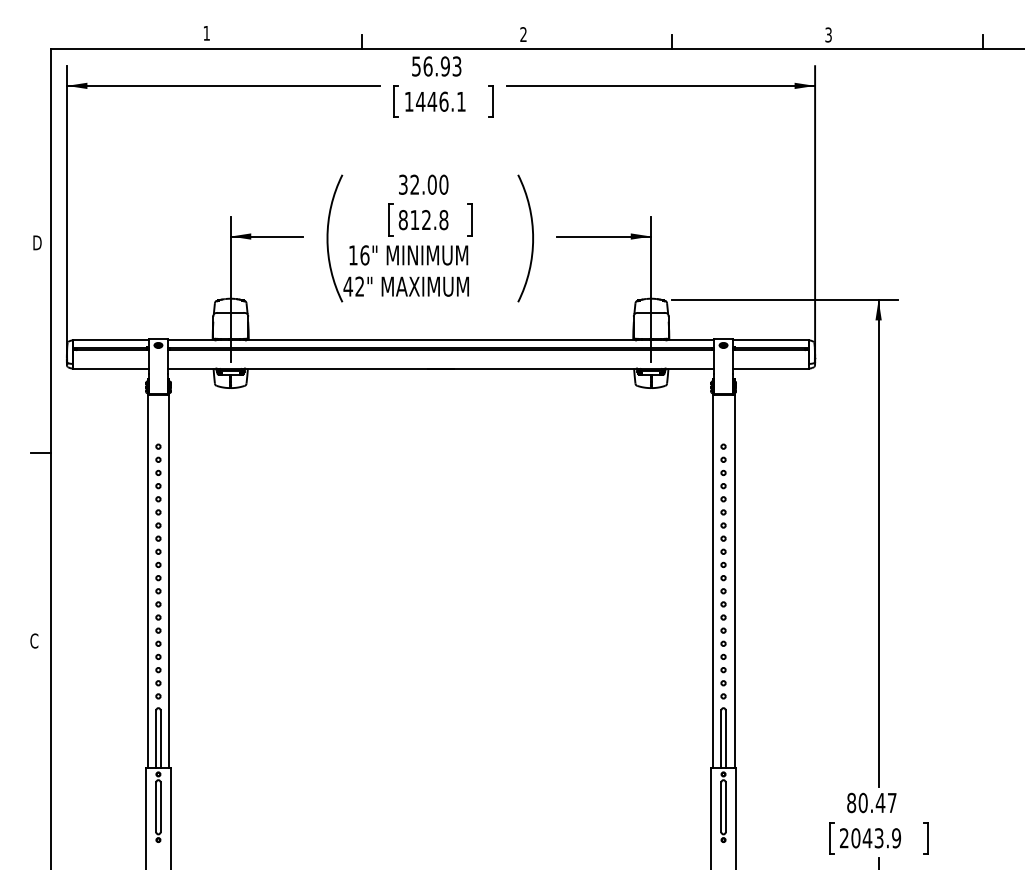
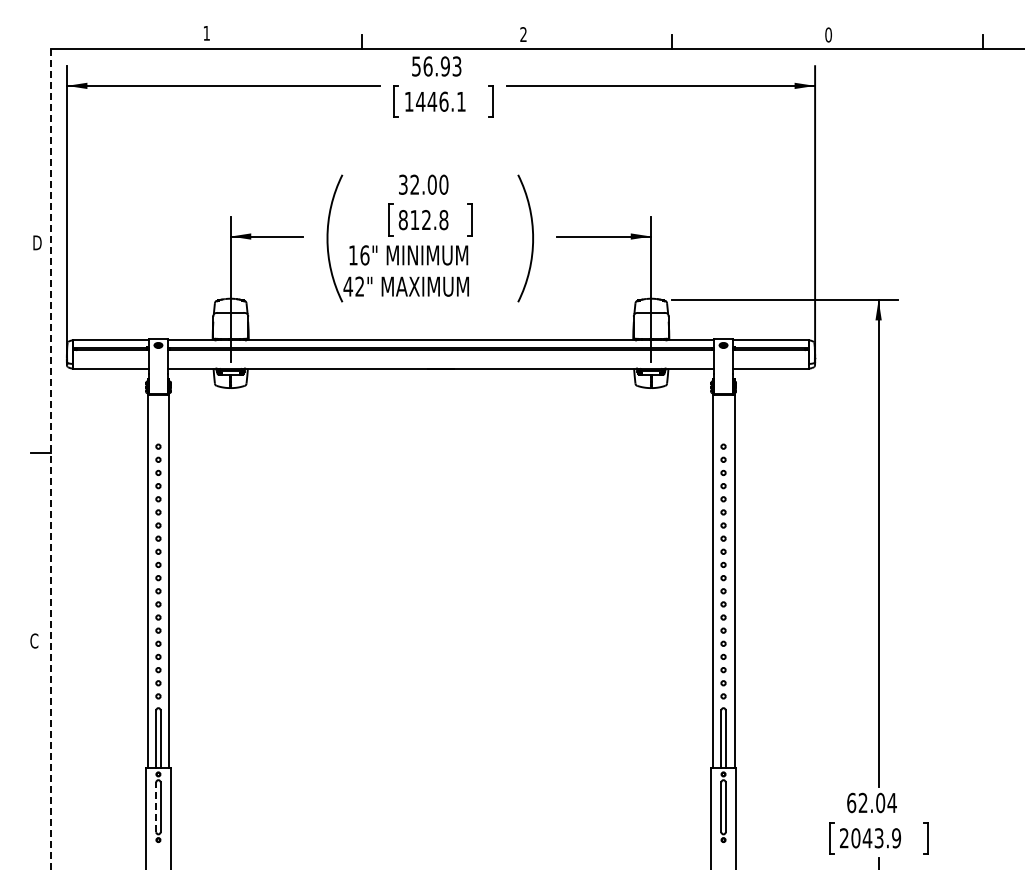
text: 3 -> 0 (828, 34)
line: solid -> dashed (51, 459)
text: 80.47 -> 62.04 (871, 802)
line: solid -> dashed (156, 807)
